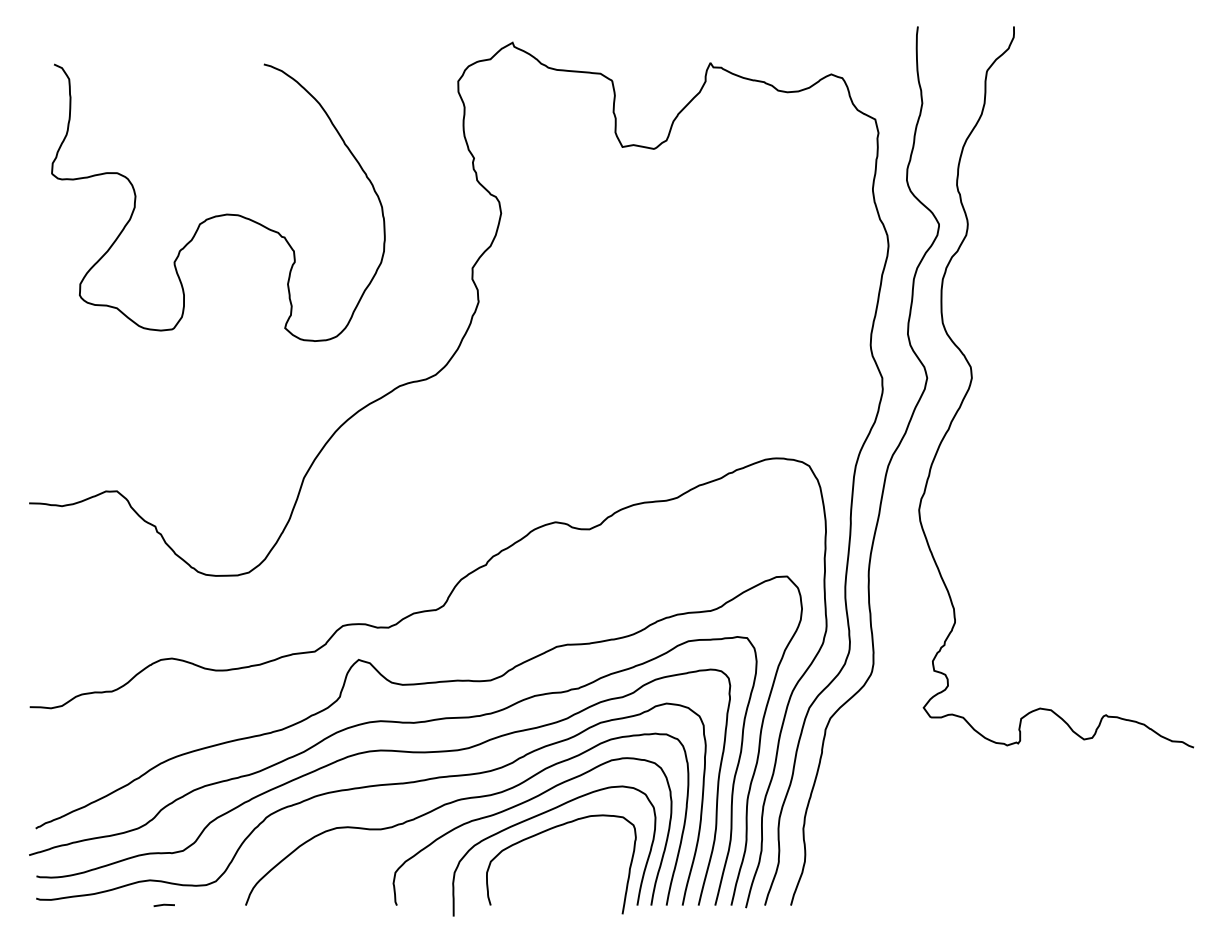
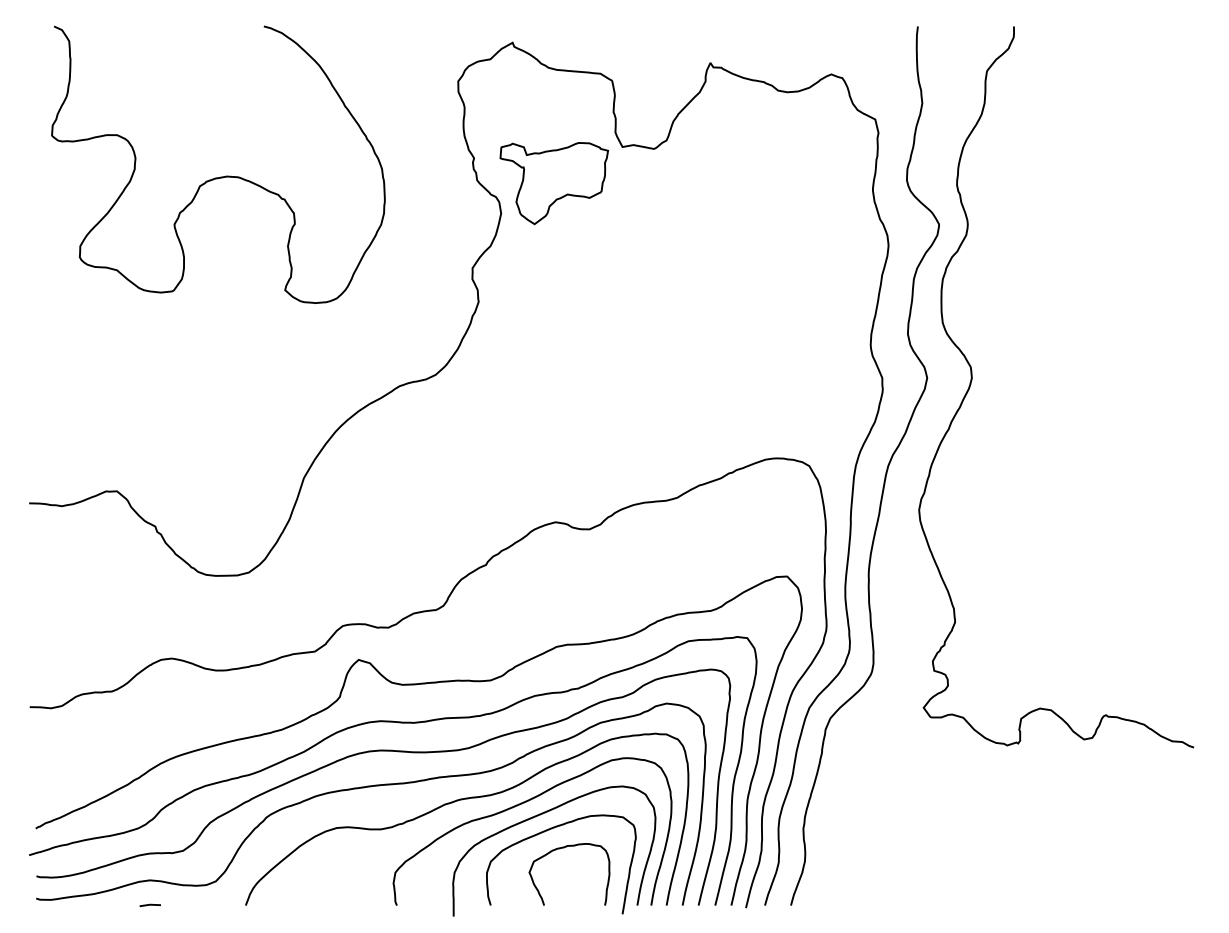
part: none -> present (554, 183)
curve position: (220, 214) -> (220, 176) (220, 176)
curve: none -> present (564, 848)
line position: (163, 905) -> (149, 905) (149, 905)
